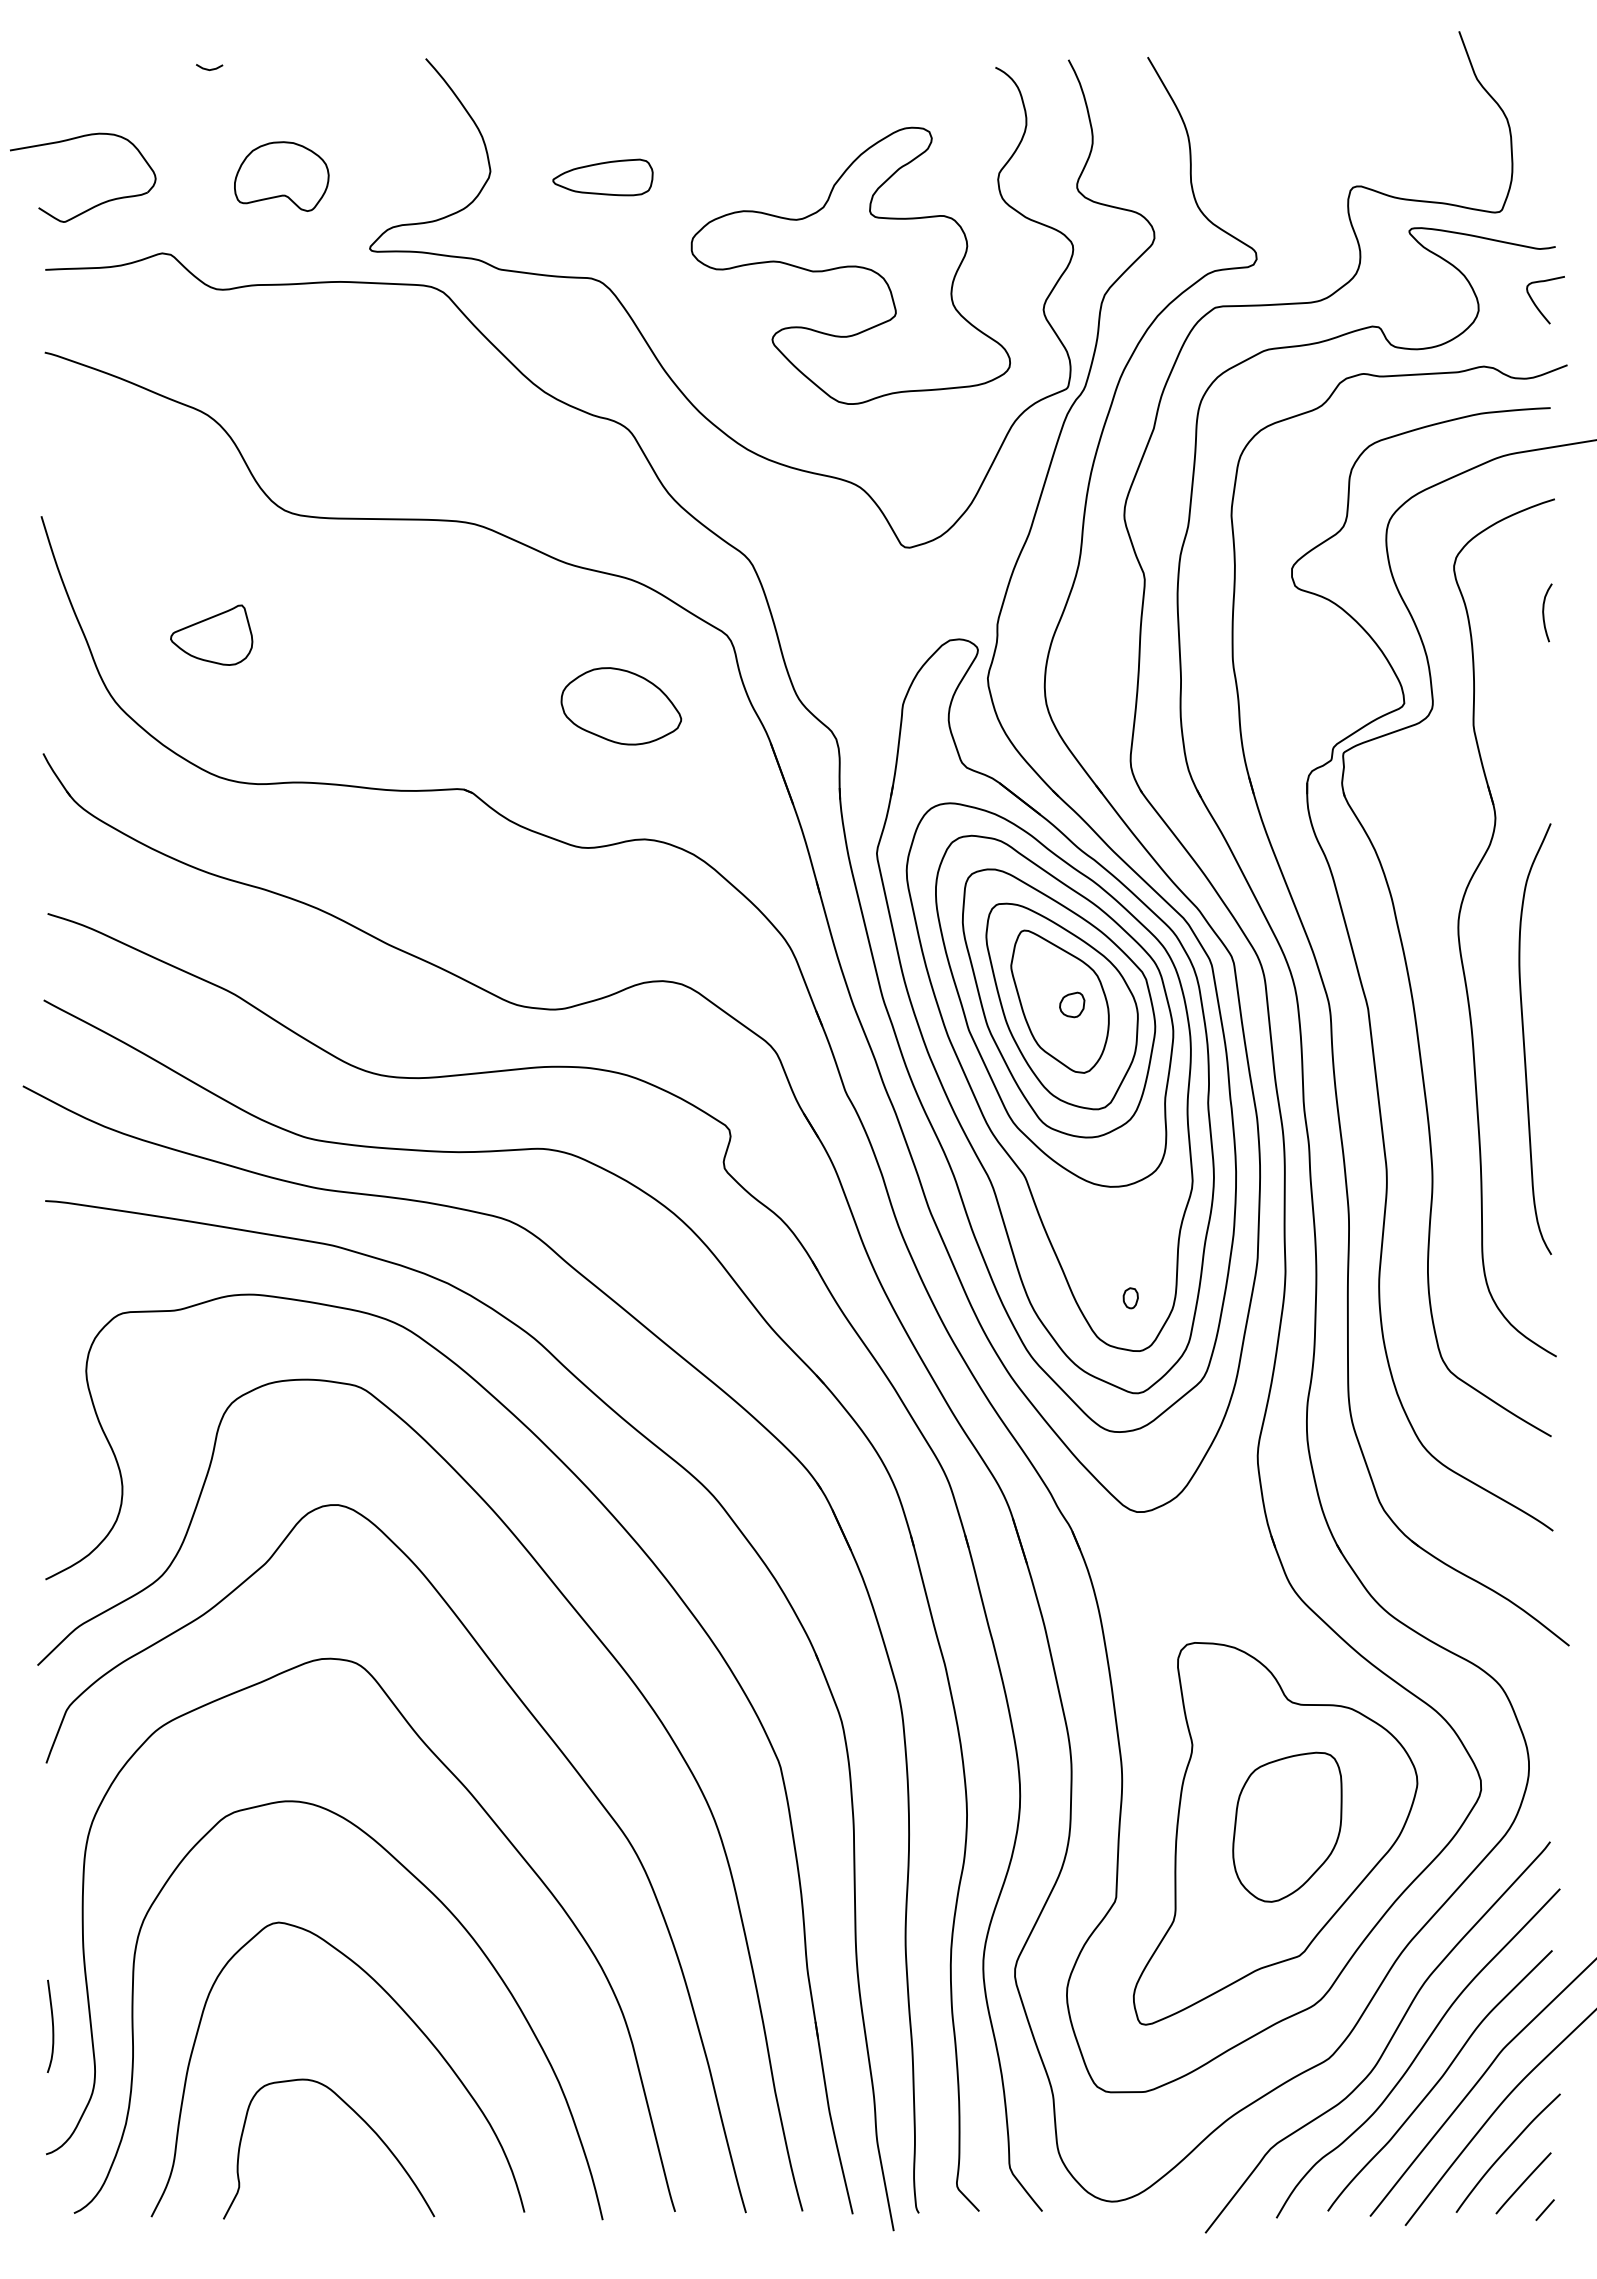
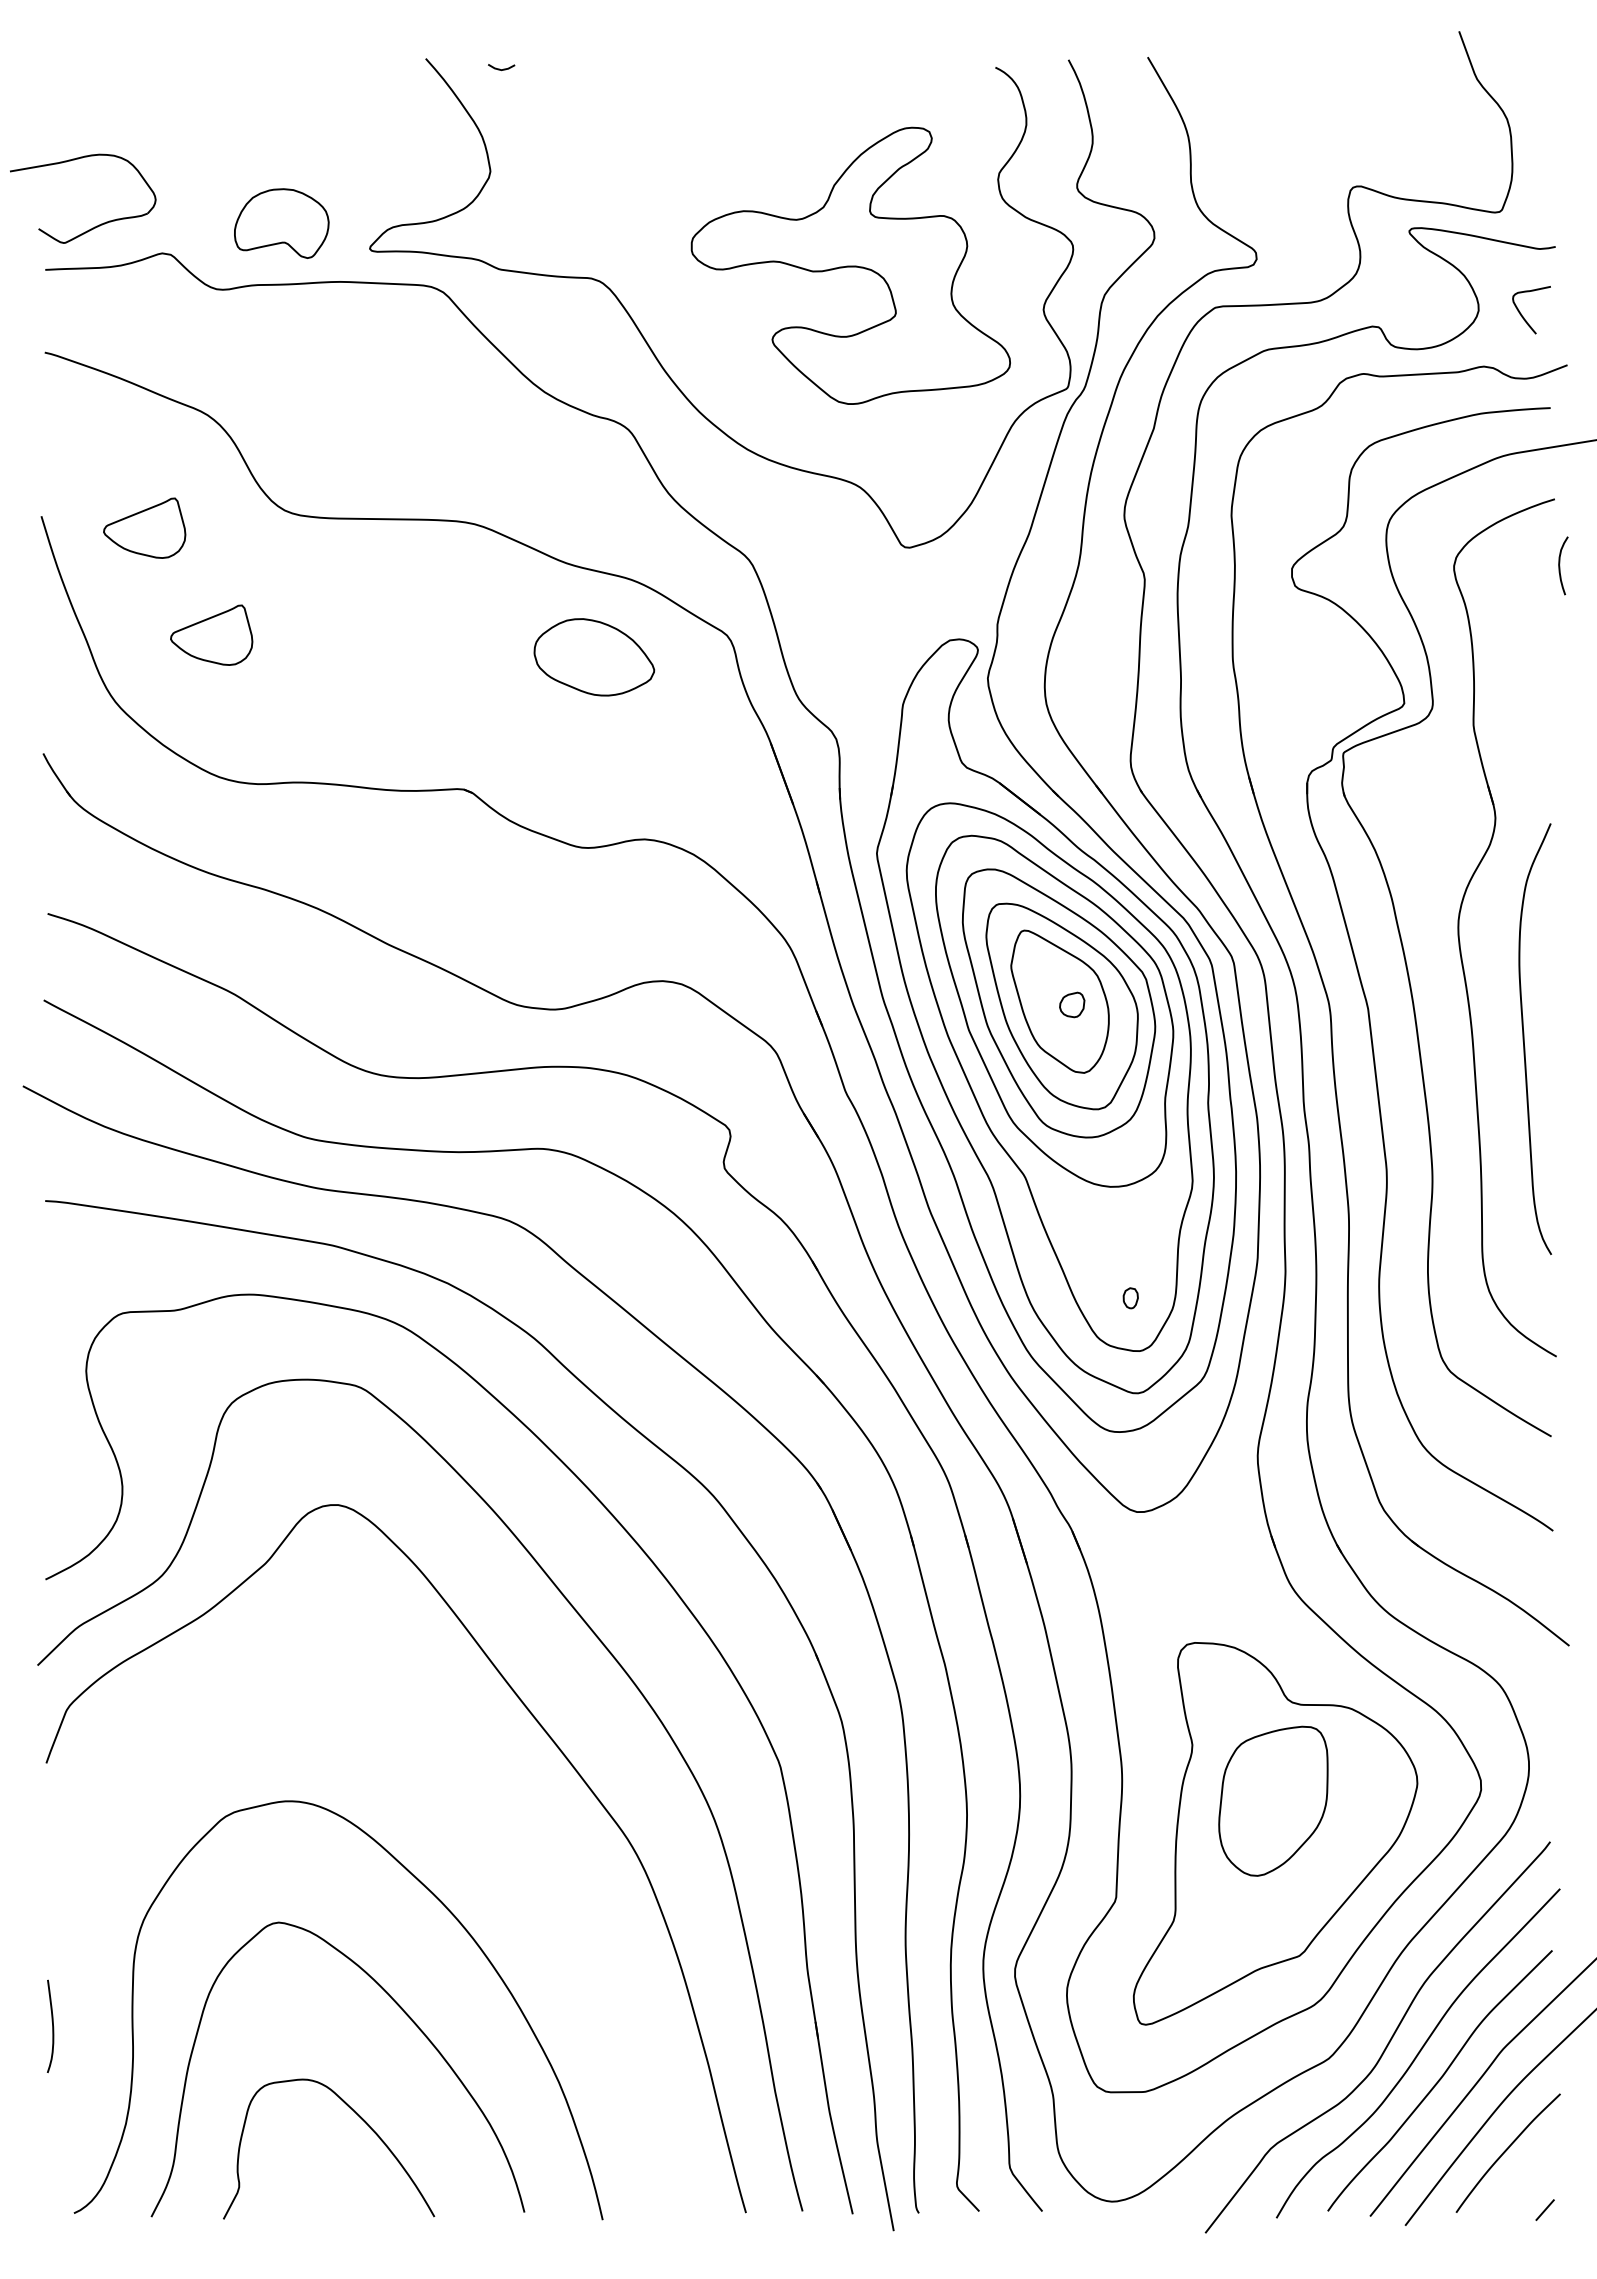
line position: (209, 69) -> (501, 69) (501, 69)
part position: (281, 176) -> (281, 223) (281, 223)
part: present -> none (602, 177)
part position: (96, 204) -> (96, 225) (96, 225)
curve position: (1538, 307) -> (1524, 317) (1524, 317)
part: none -> present (144, 527)
curve position: (1544, 612) -> (1560, 565) (1560, 565)
part position: (621, 706) -> (594, 657) (594, 657)
curve: present -> none (494, 1824)
part position: (1287, 1826) -> (1273, 1800) (1273, 1800)
line: present -> none (1523, 2183)
